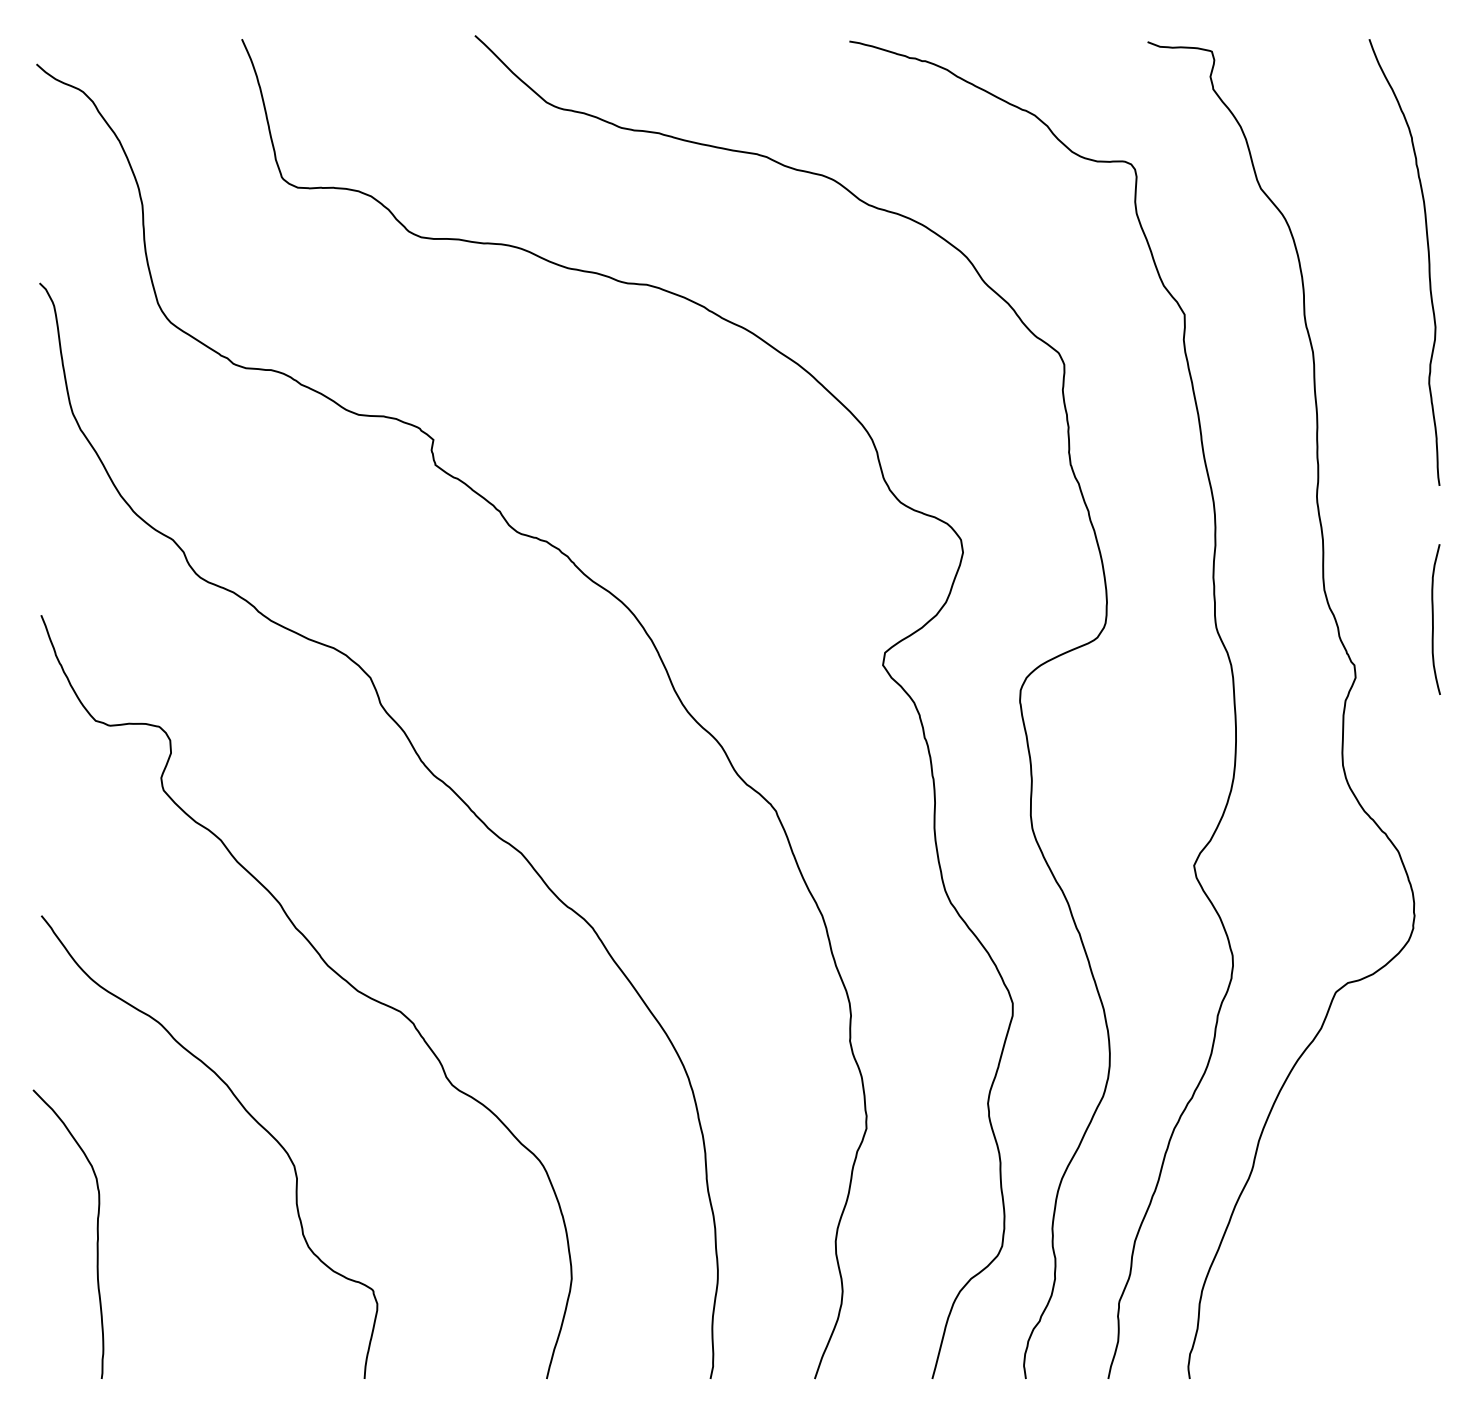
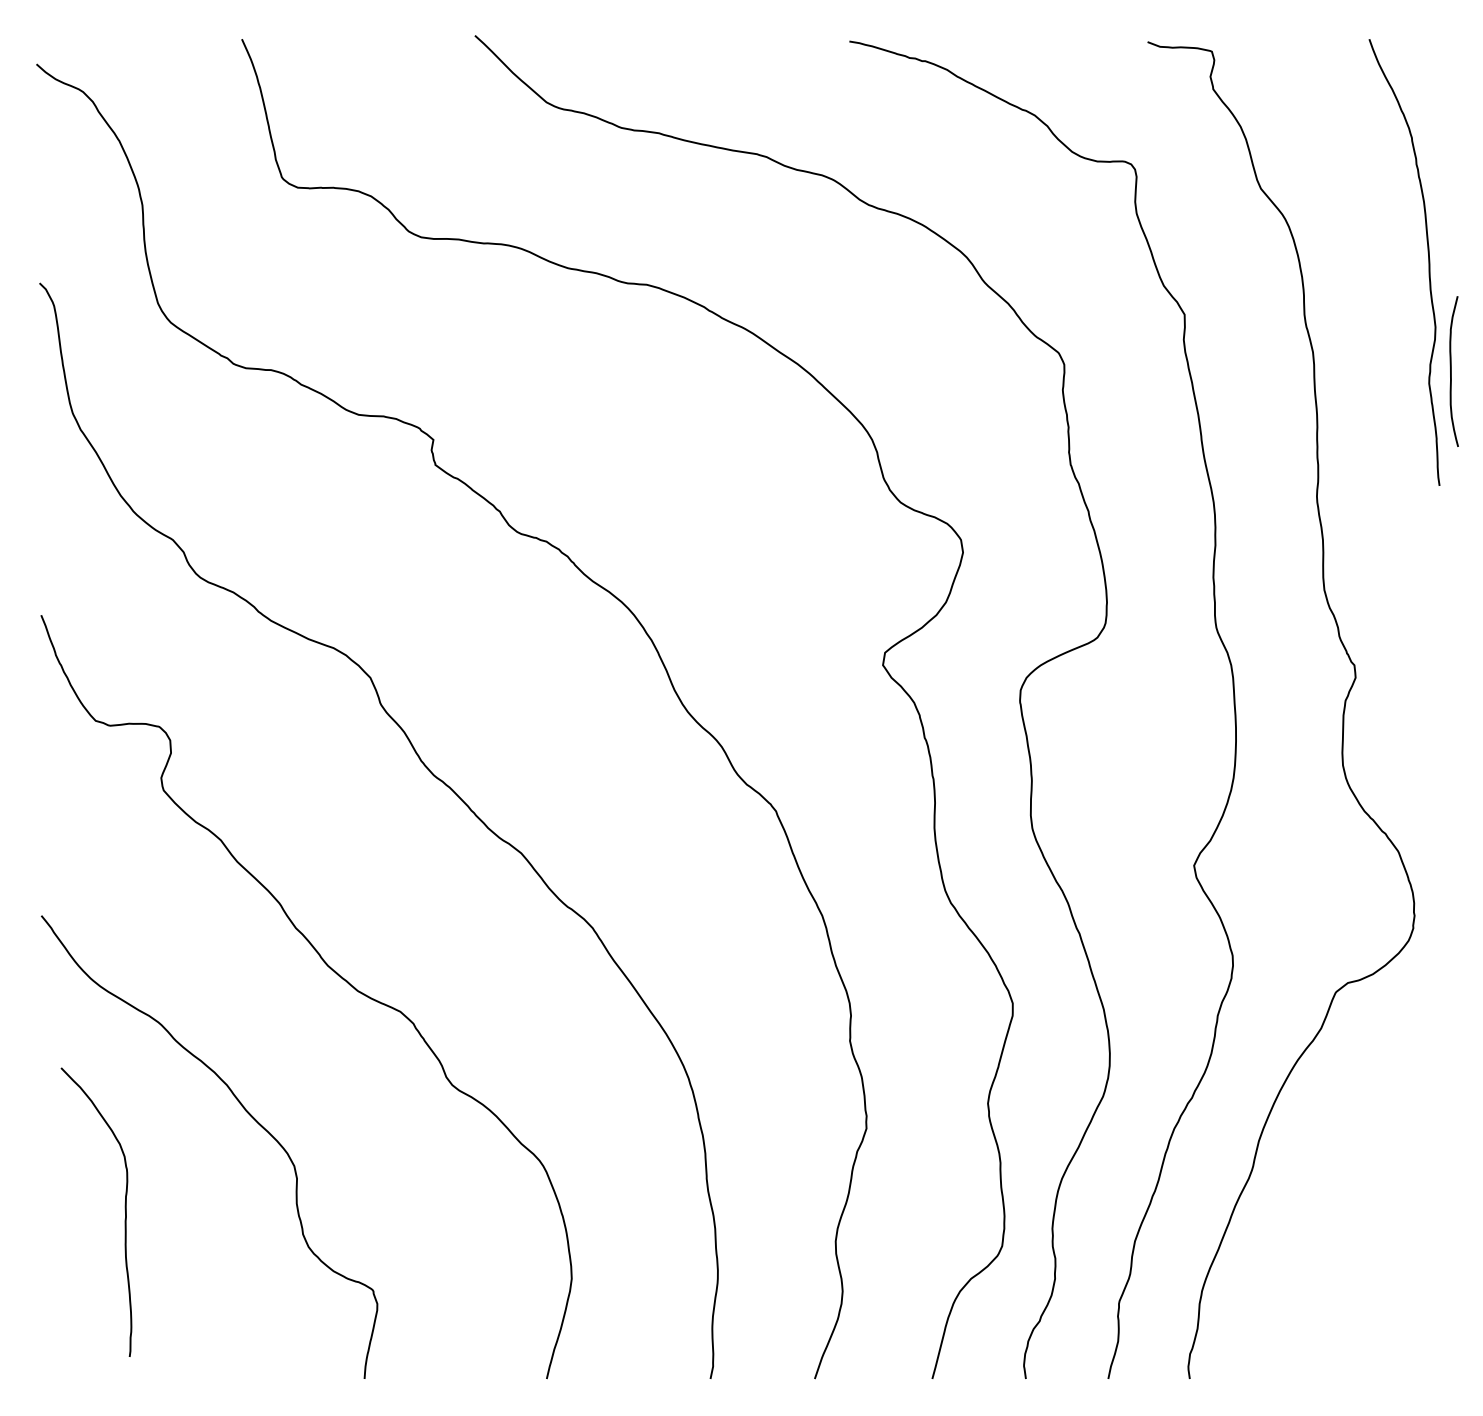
curve position: (1433, 619) -> (1451, 371) (1451, 371)
curve position: (96, 1231) -> (124, 1209) (124, 1209)
